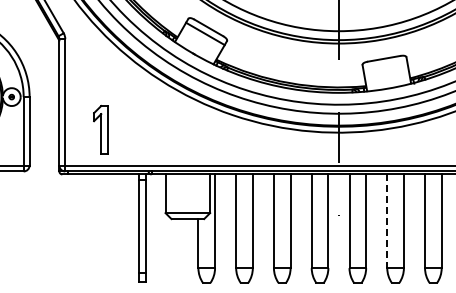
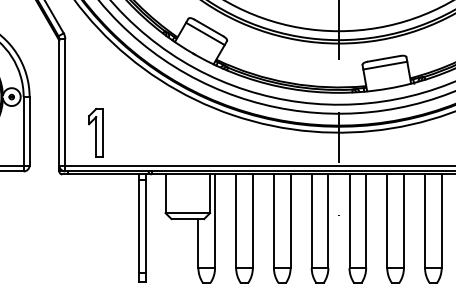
line: none -> present (385, 65)
part position: (100, 129) -> (95, 132) (95, 132)
line: dashed -> solid (387, 221)
